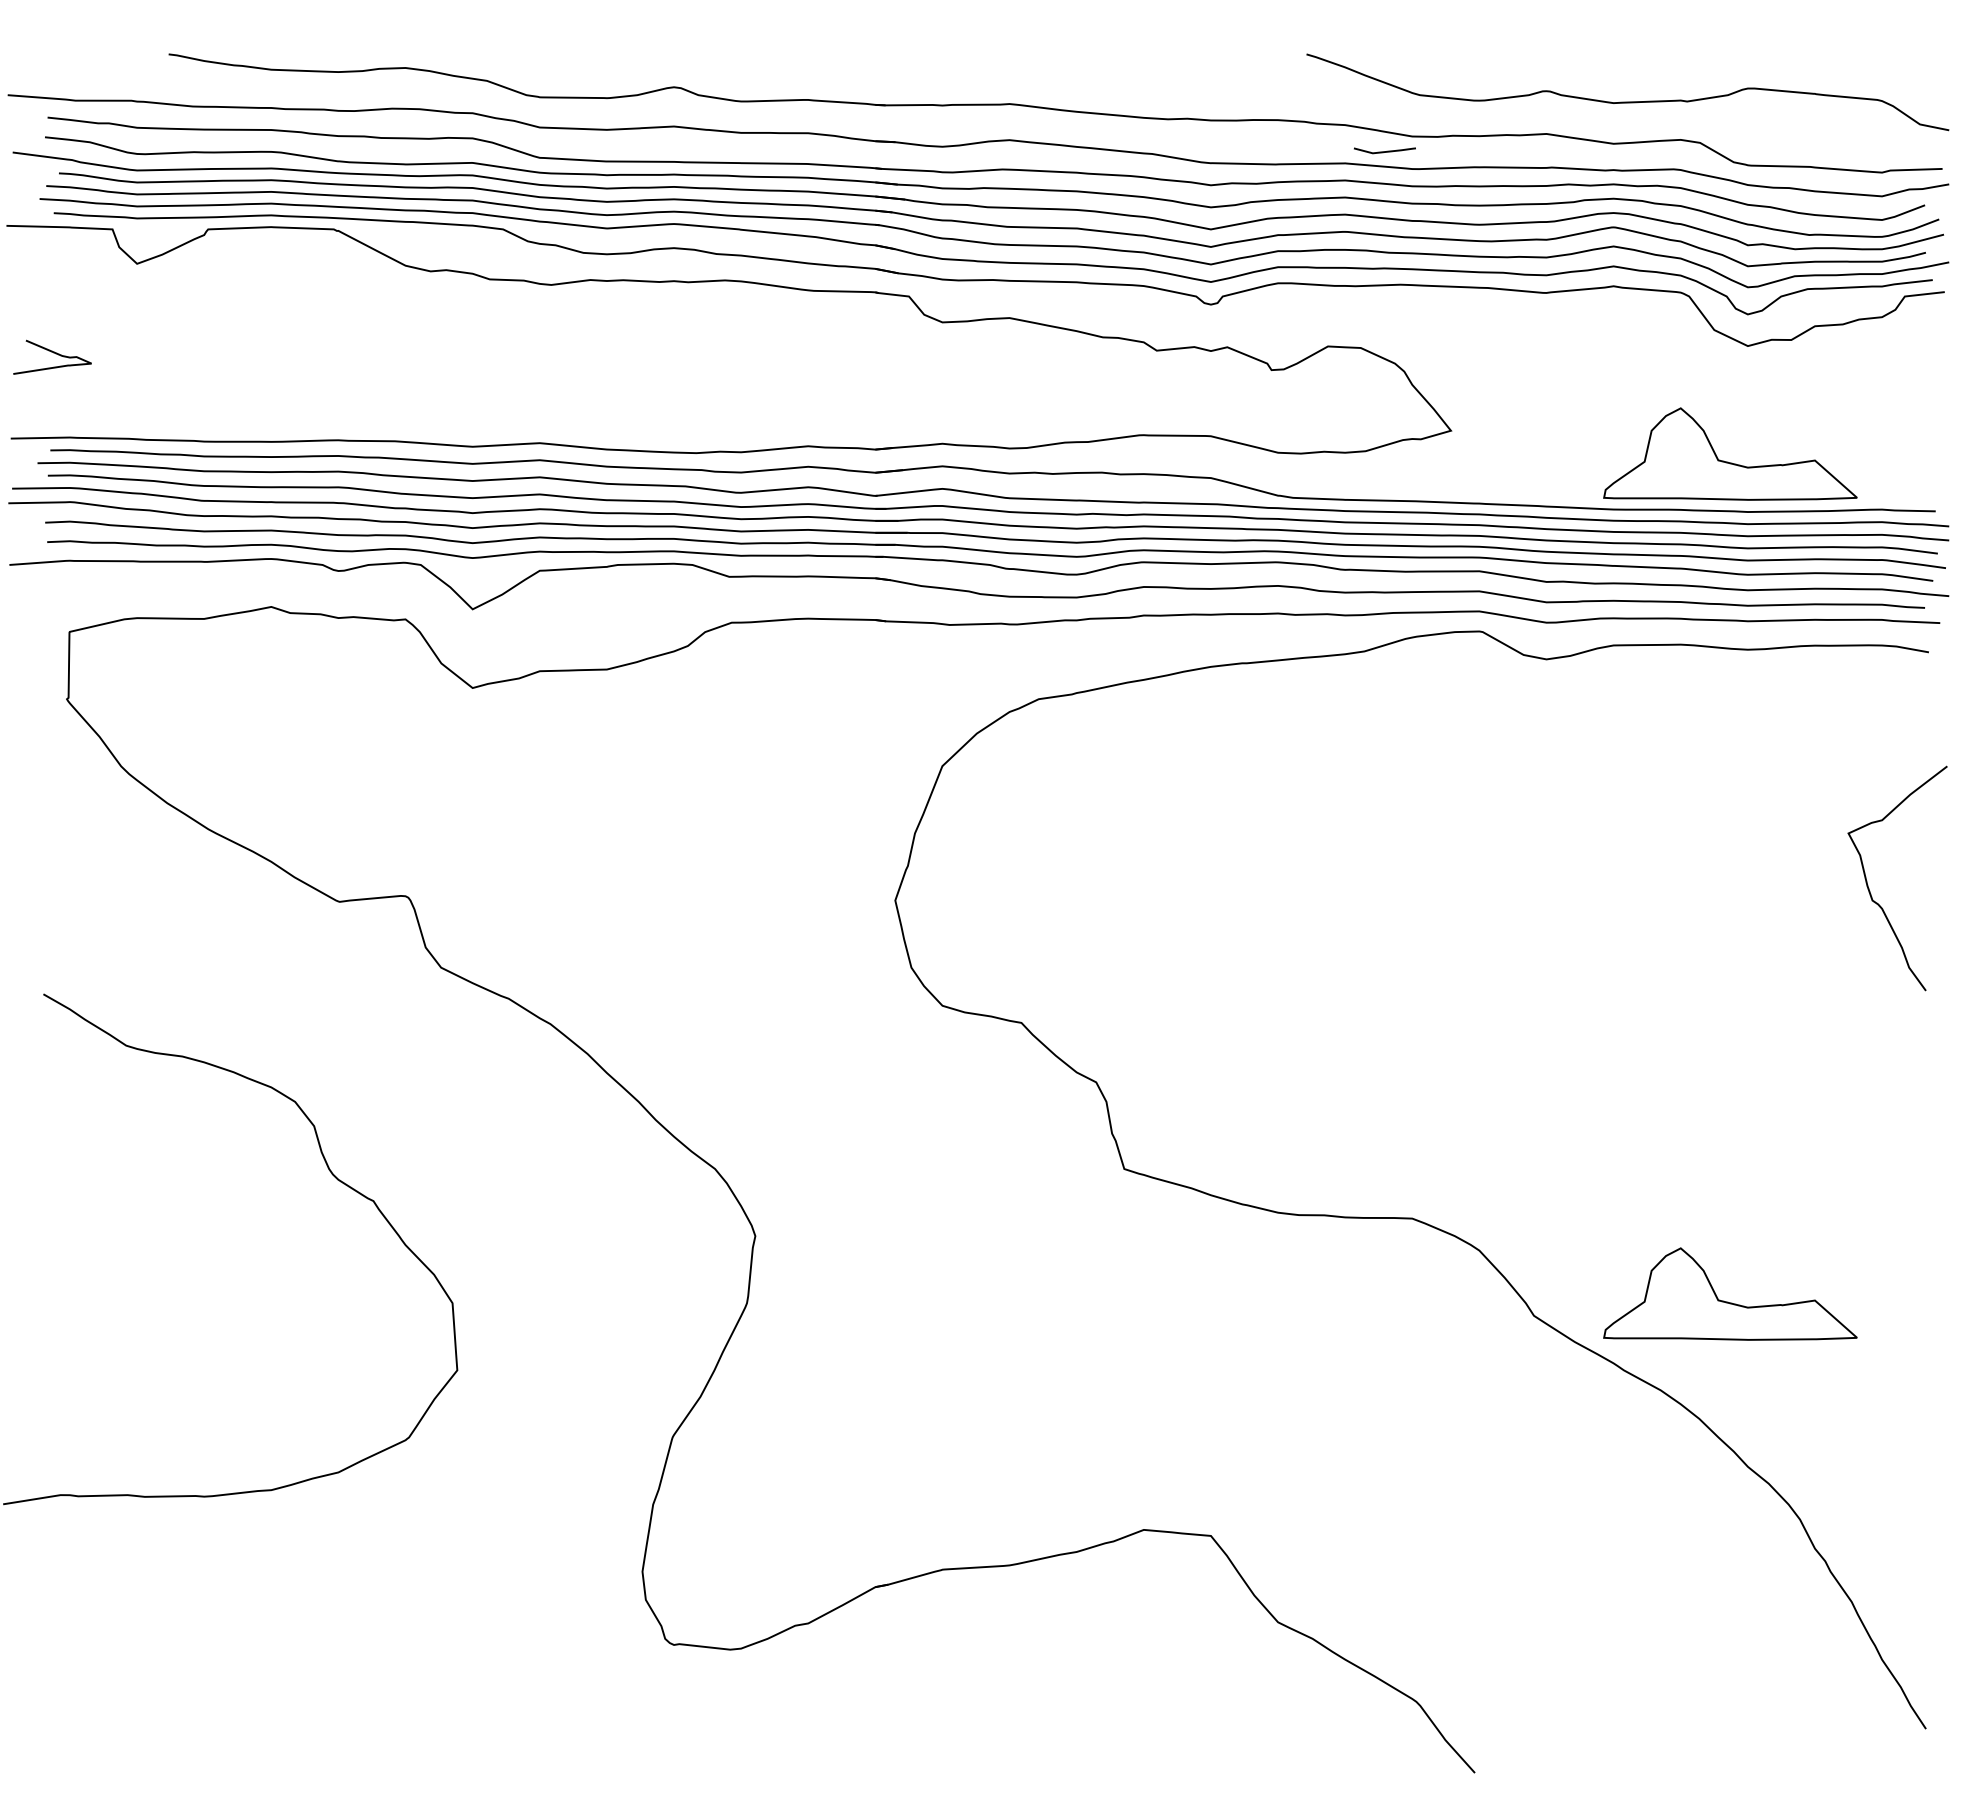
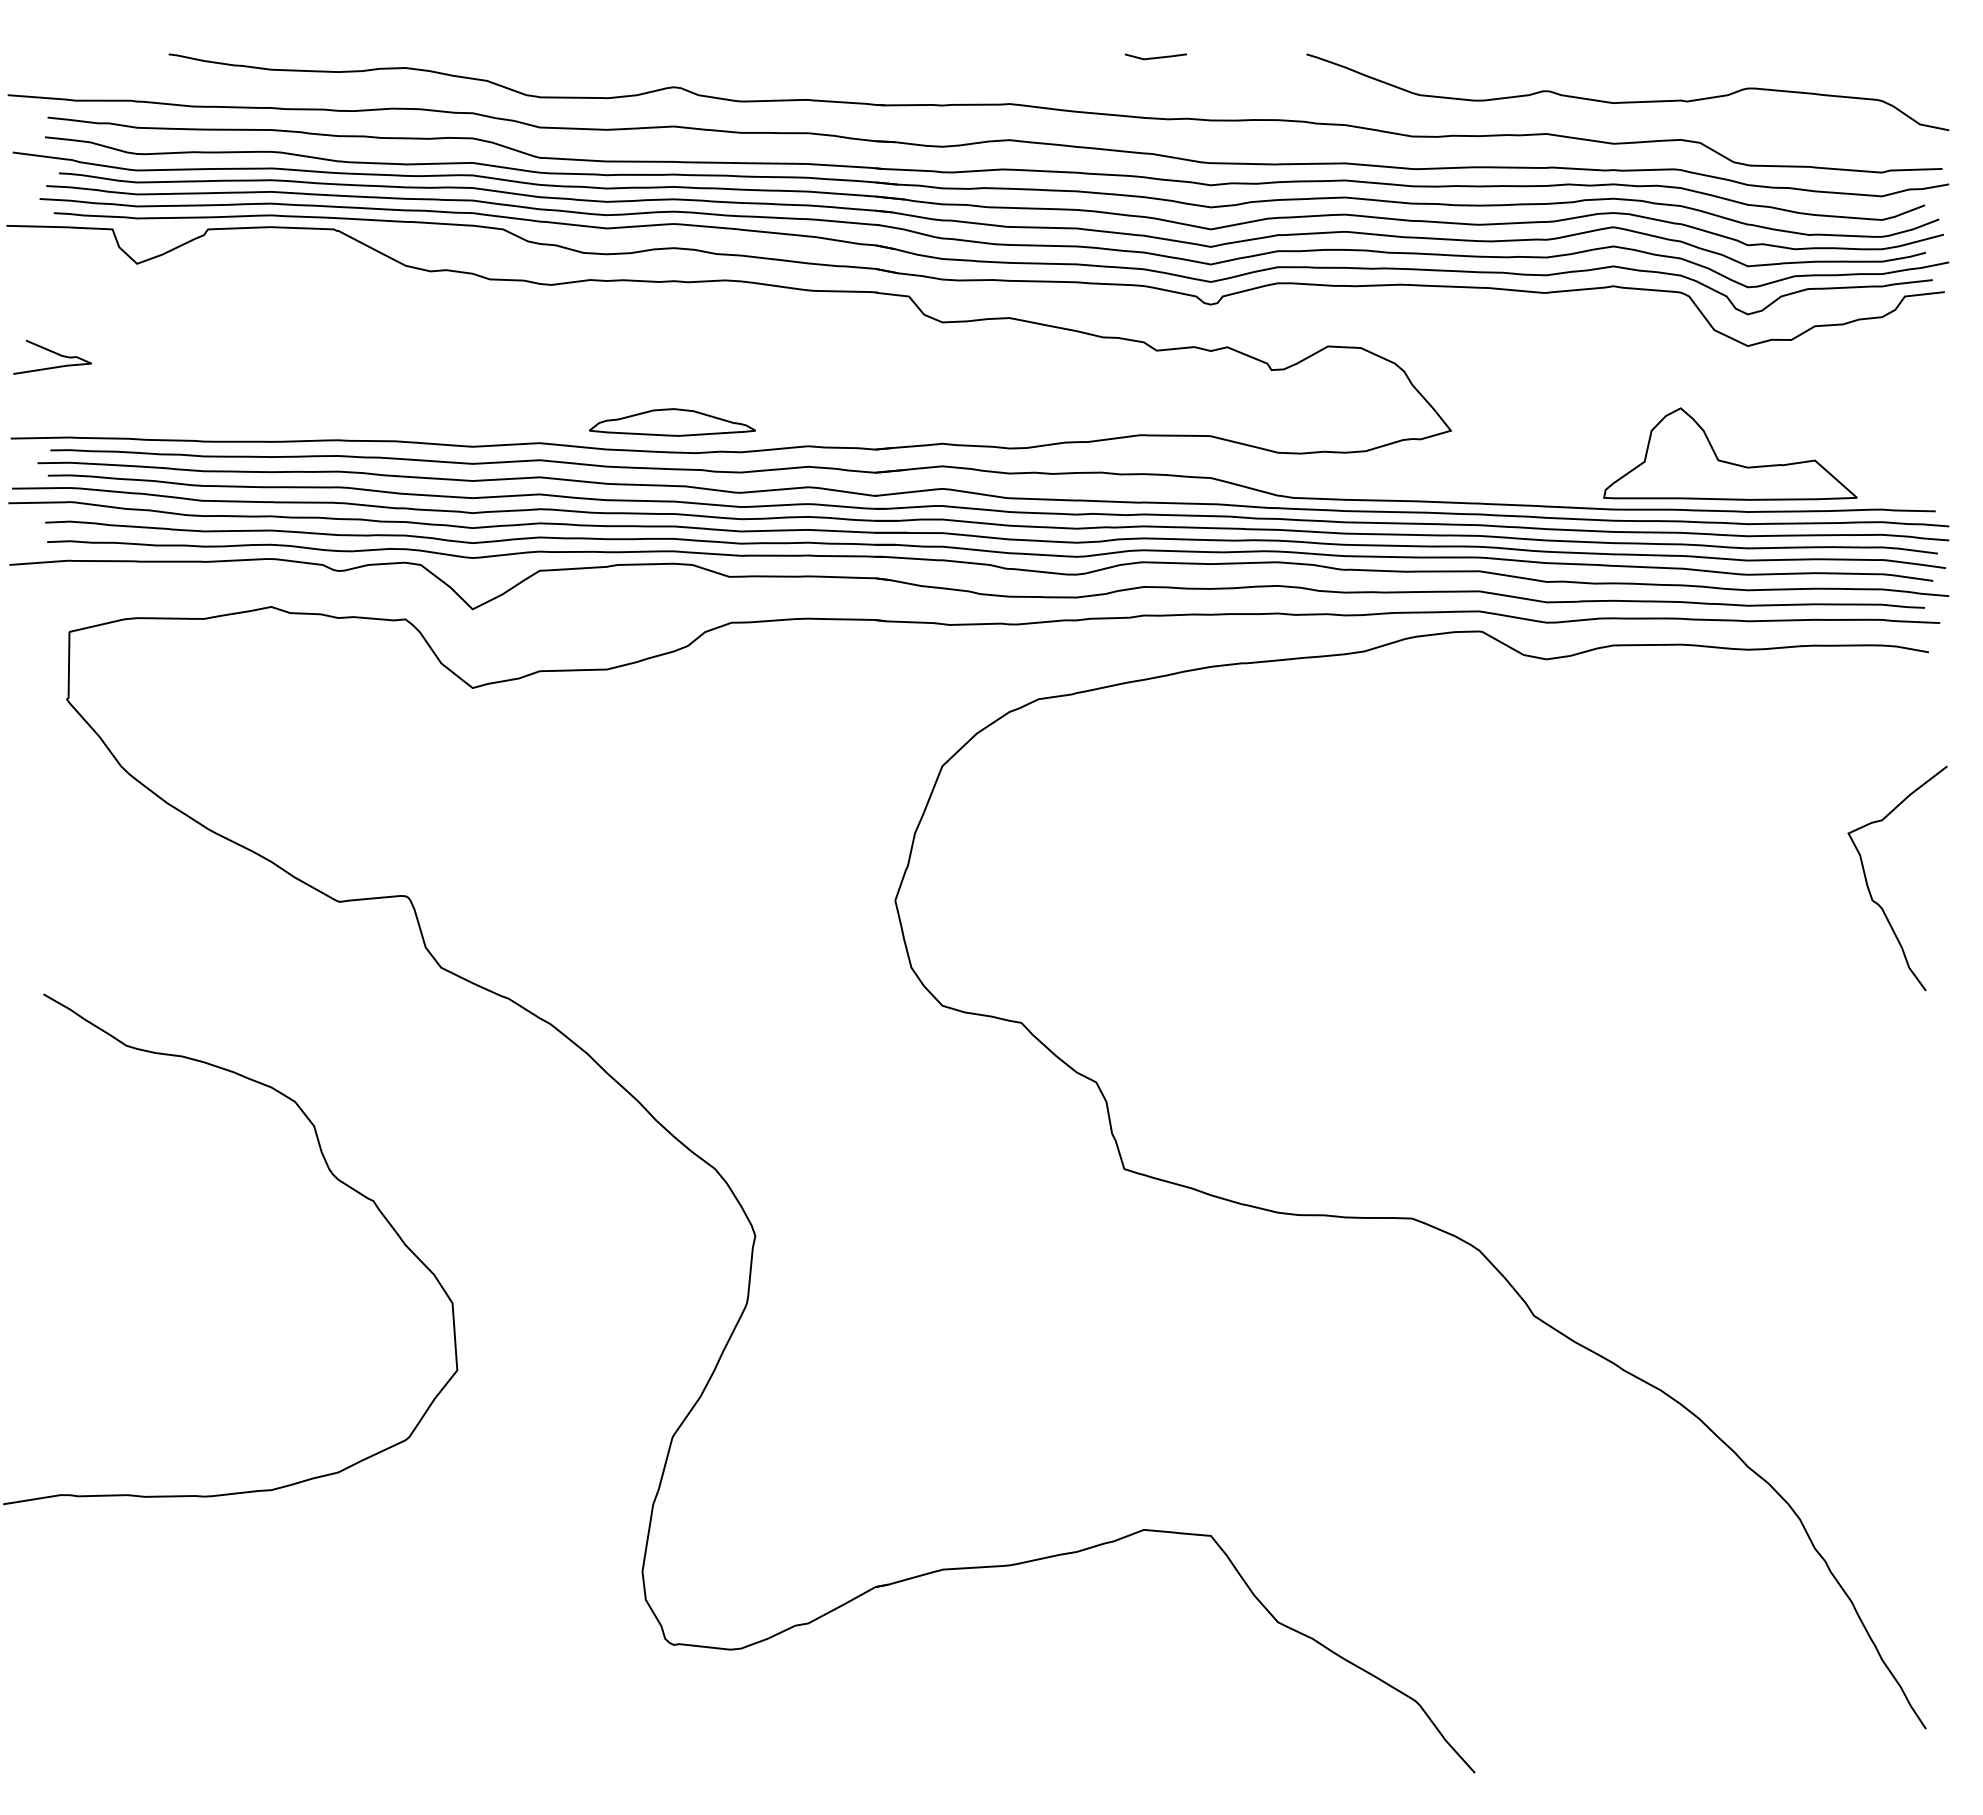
line position: (1384, 151) -> (1155, 57) (1155, 57)
part: none -> present (672, 422)
part: present -> none (1728, 1301)
